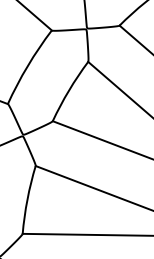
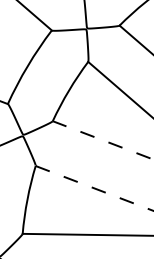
line: solid -> dashed (103, 140)
line: solid -> dashed (94, 188)
